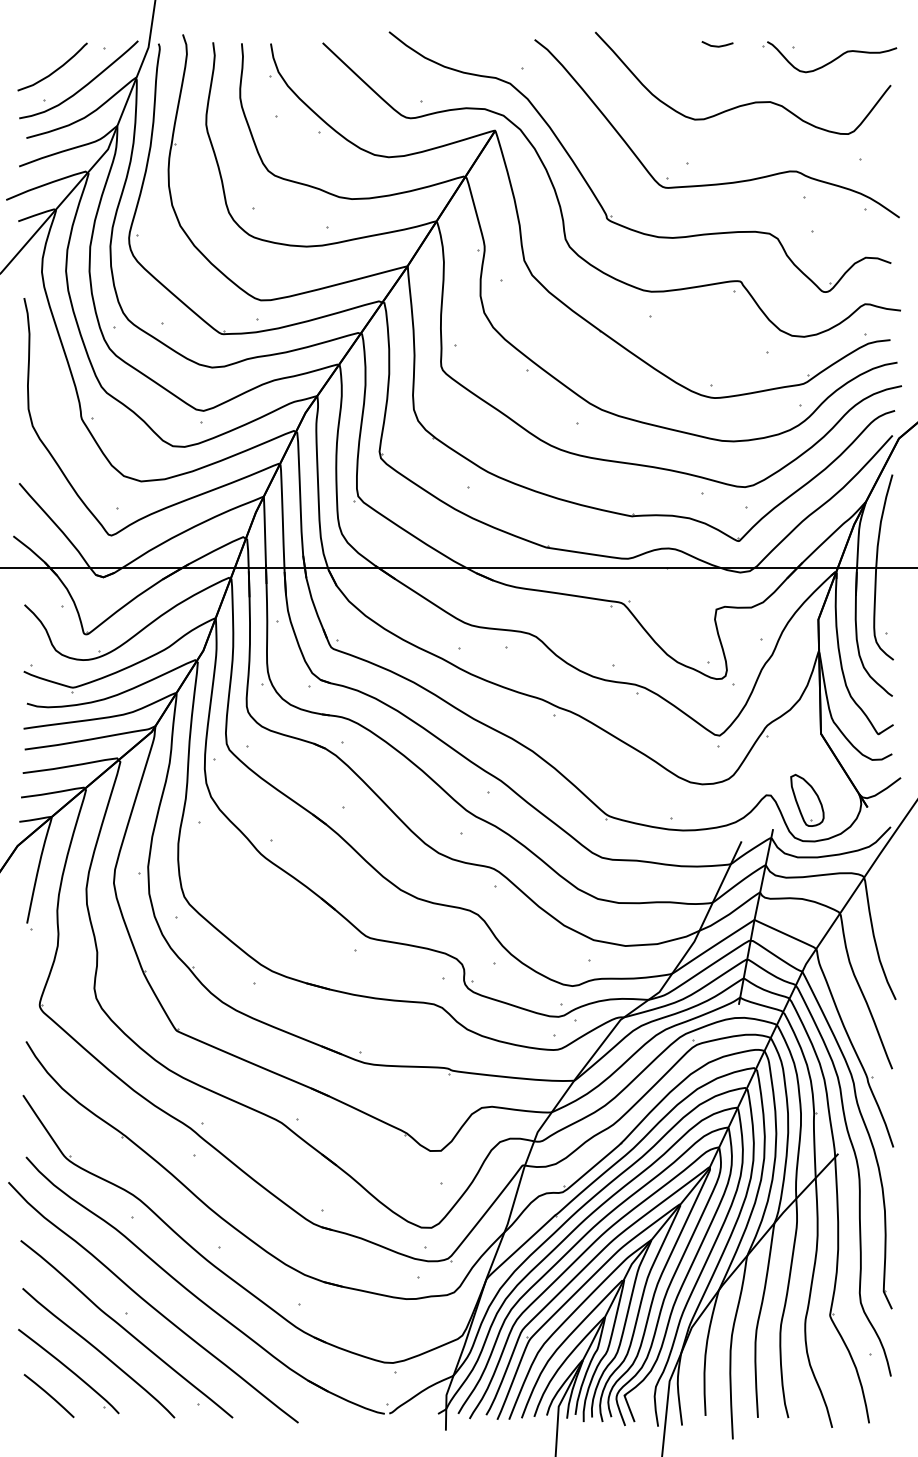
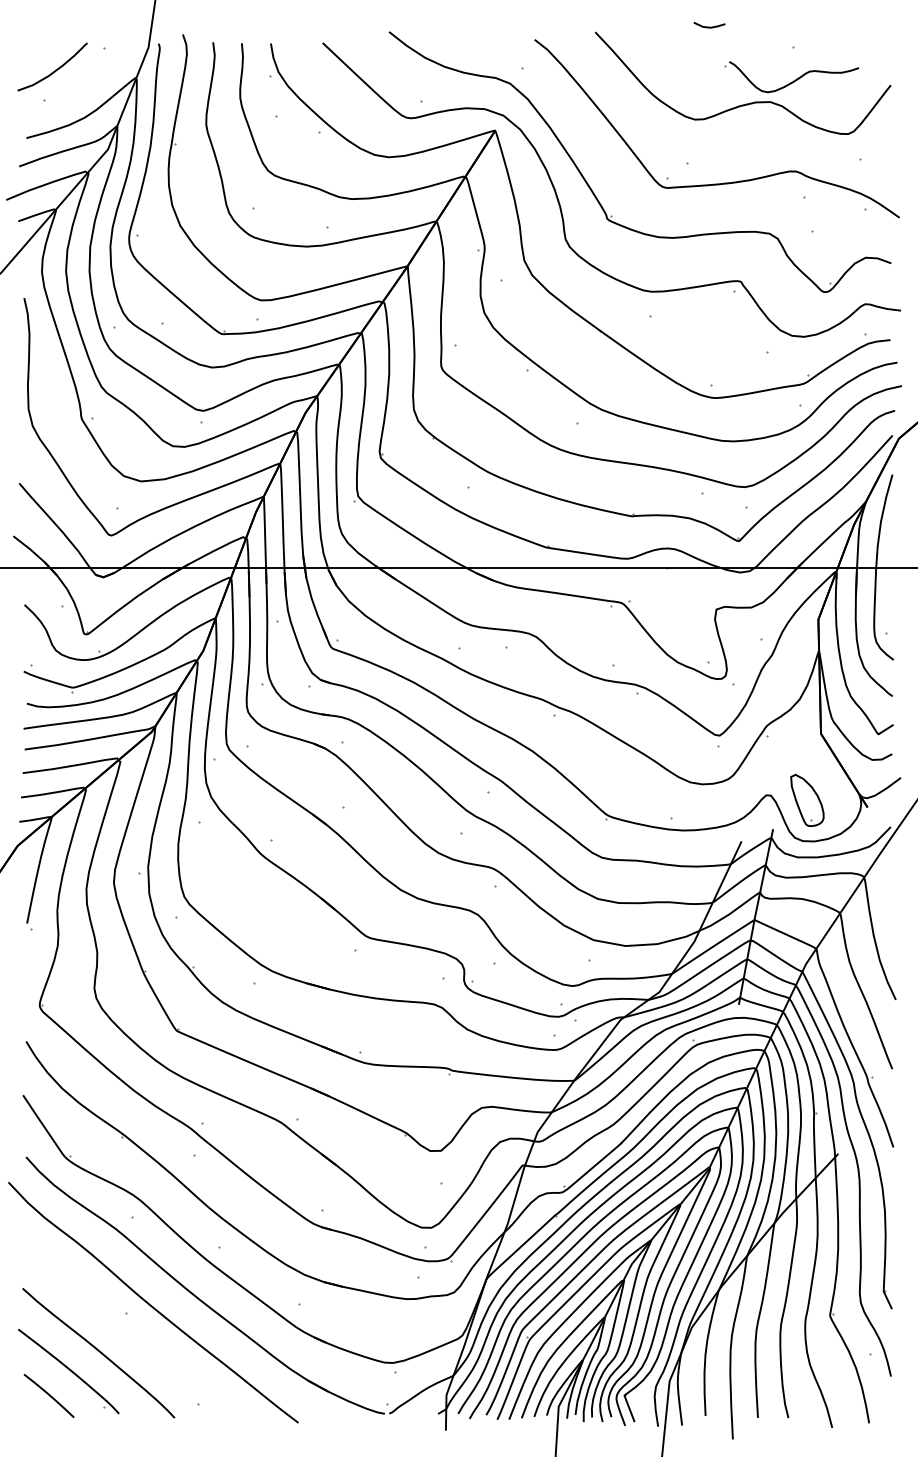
line position: (717, 45) -> (709, 26) (709, 26)
part position: (829, 57) -> (791, 77) (791, 77)
curve: present -> none (84, 85)
curve: present -> none (126, 1329)
